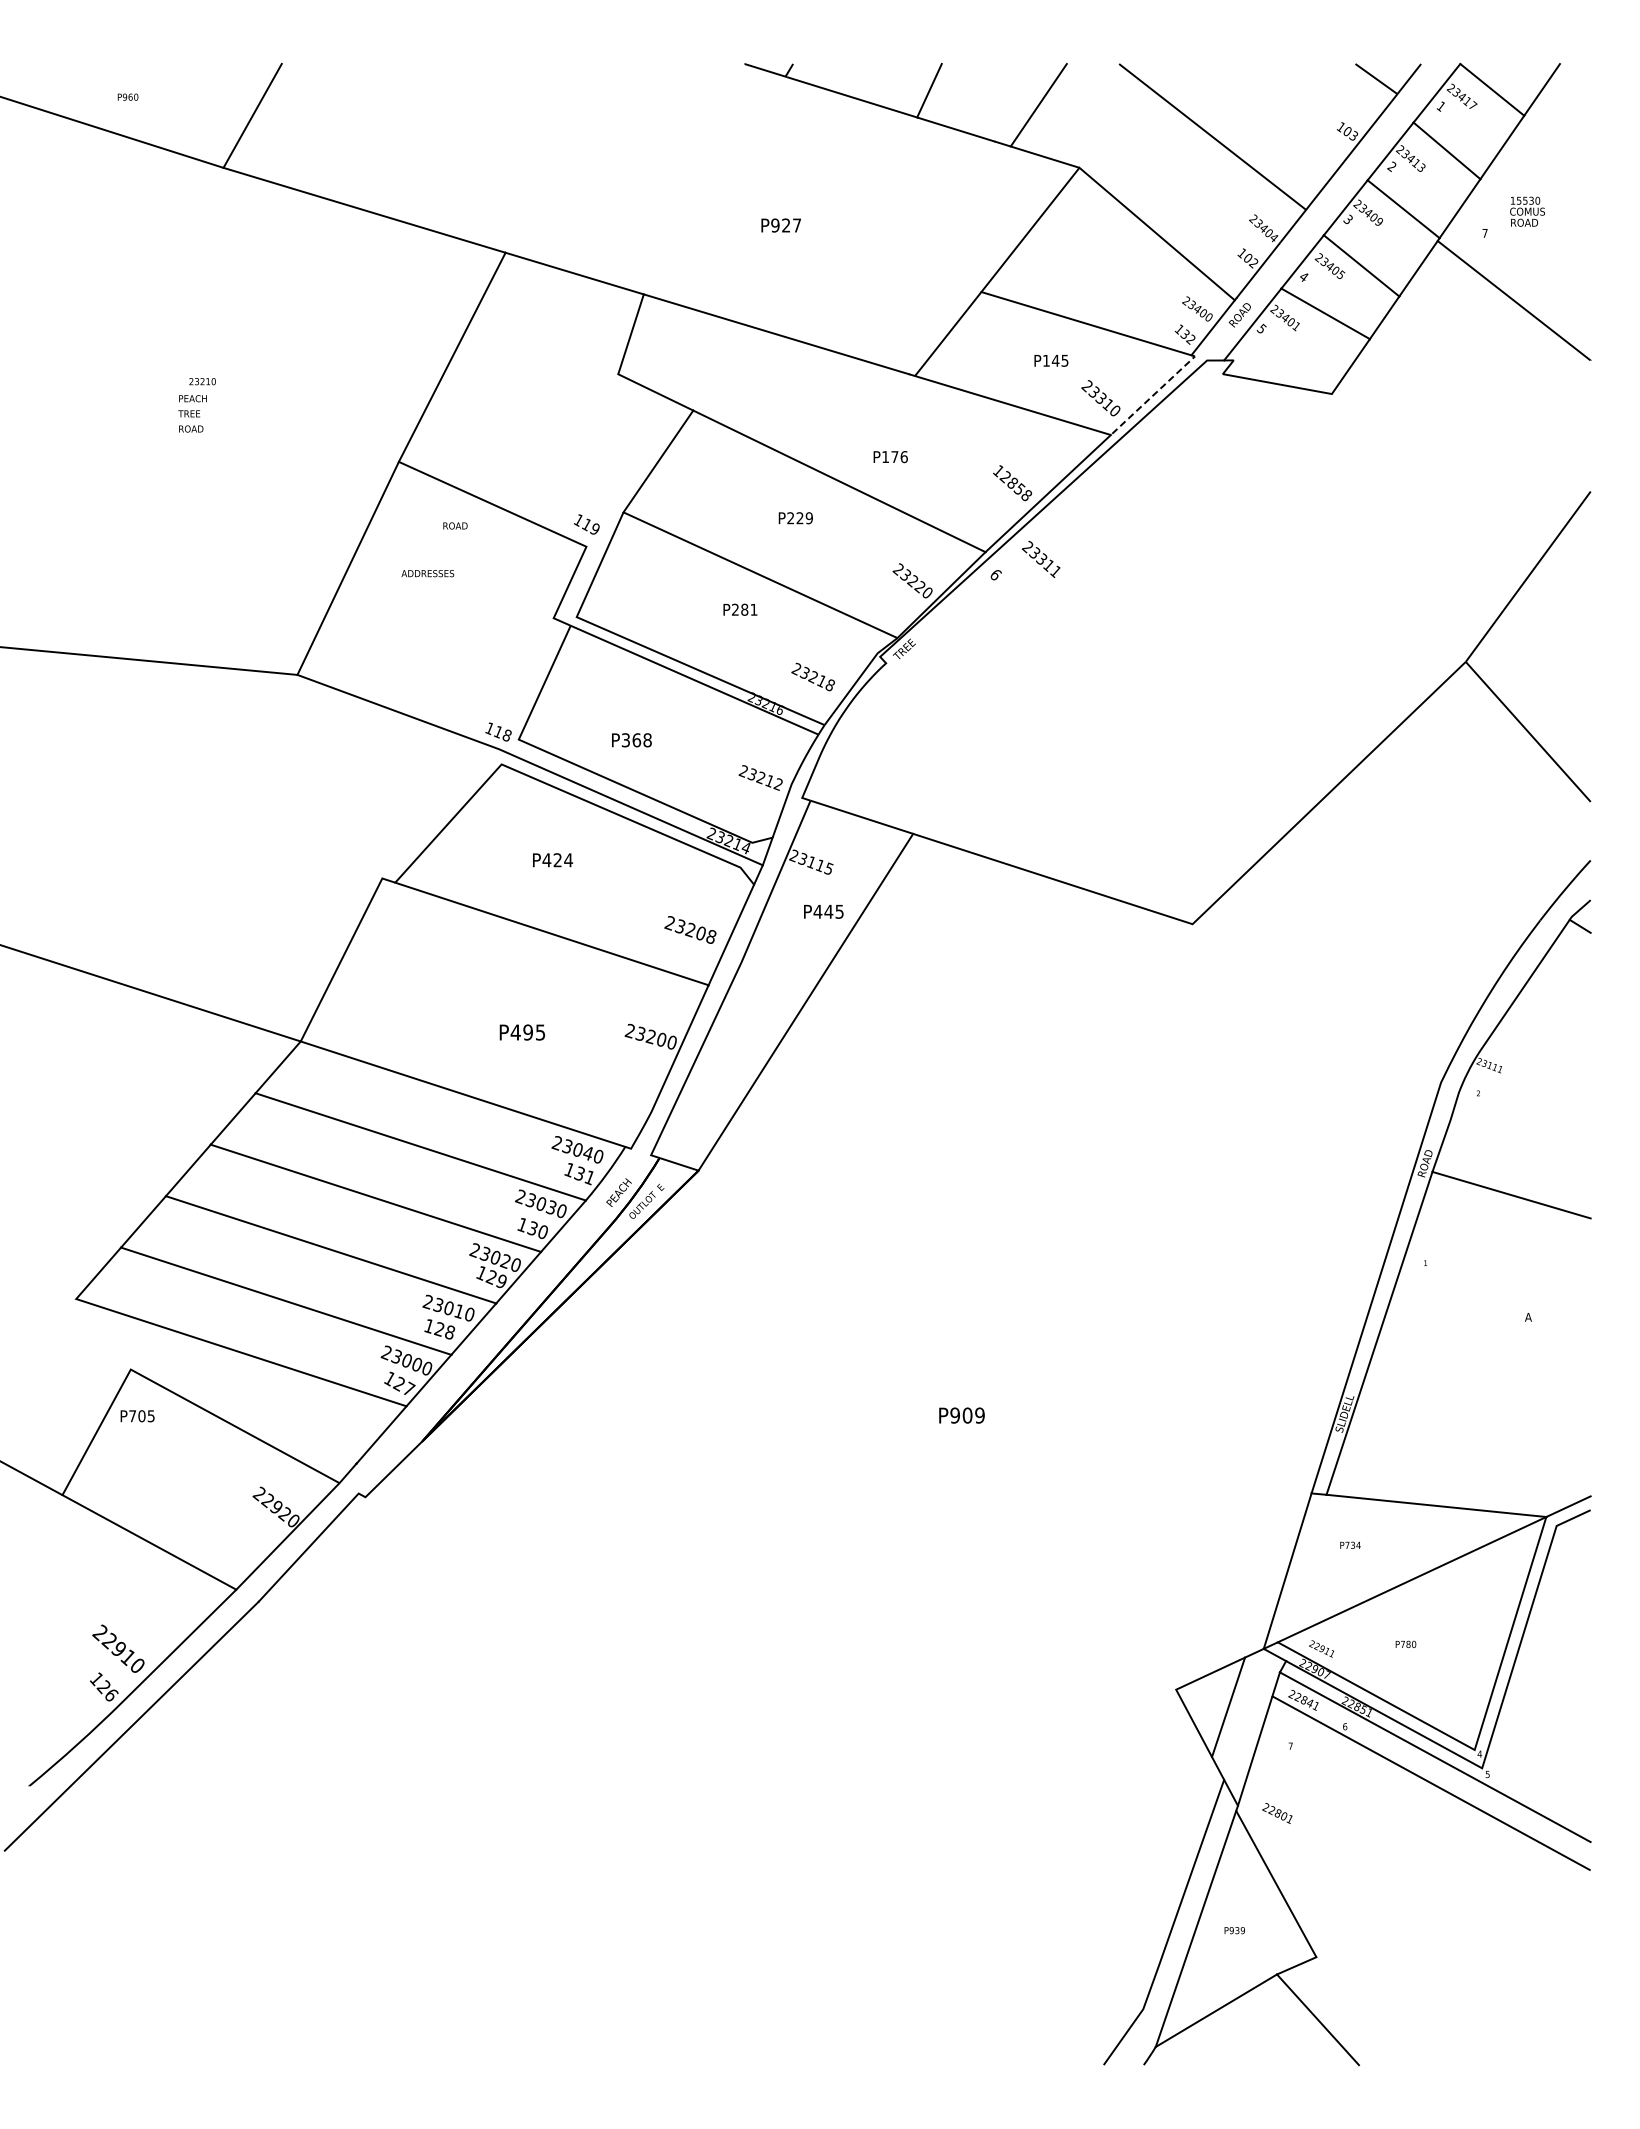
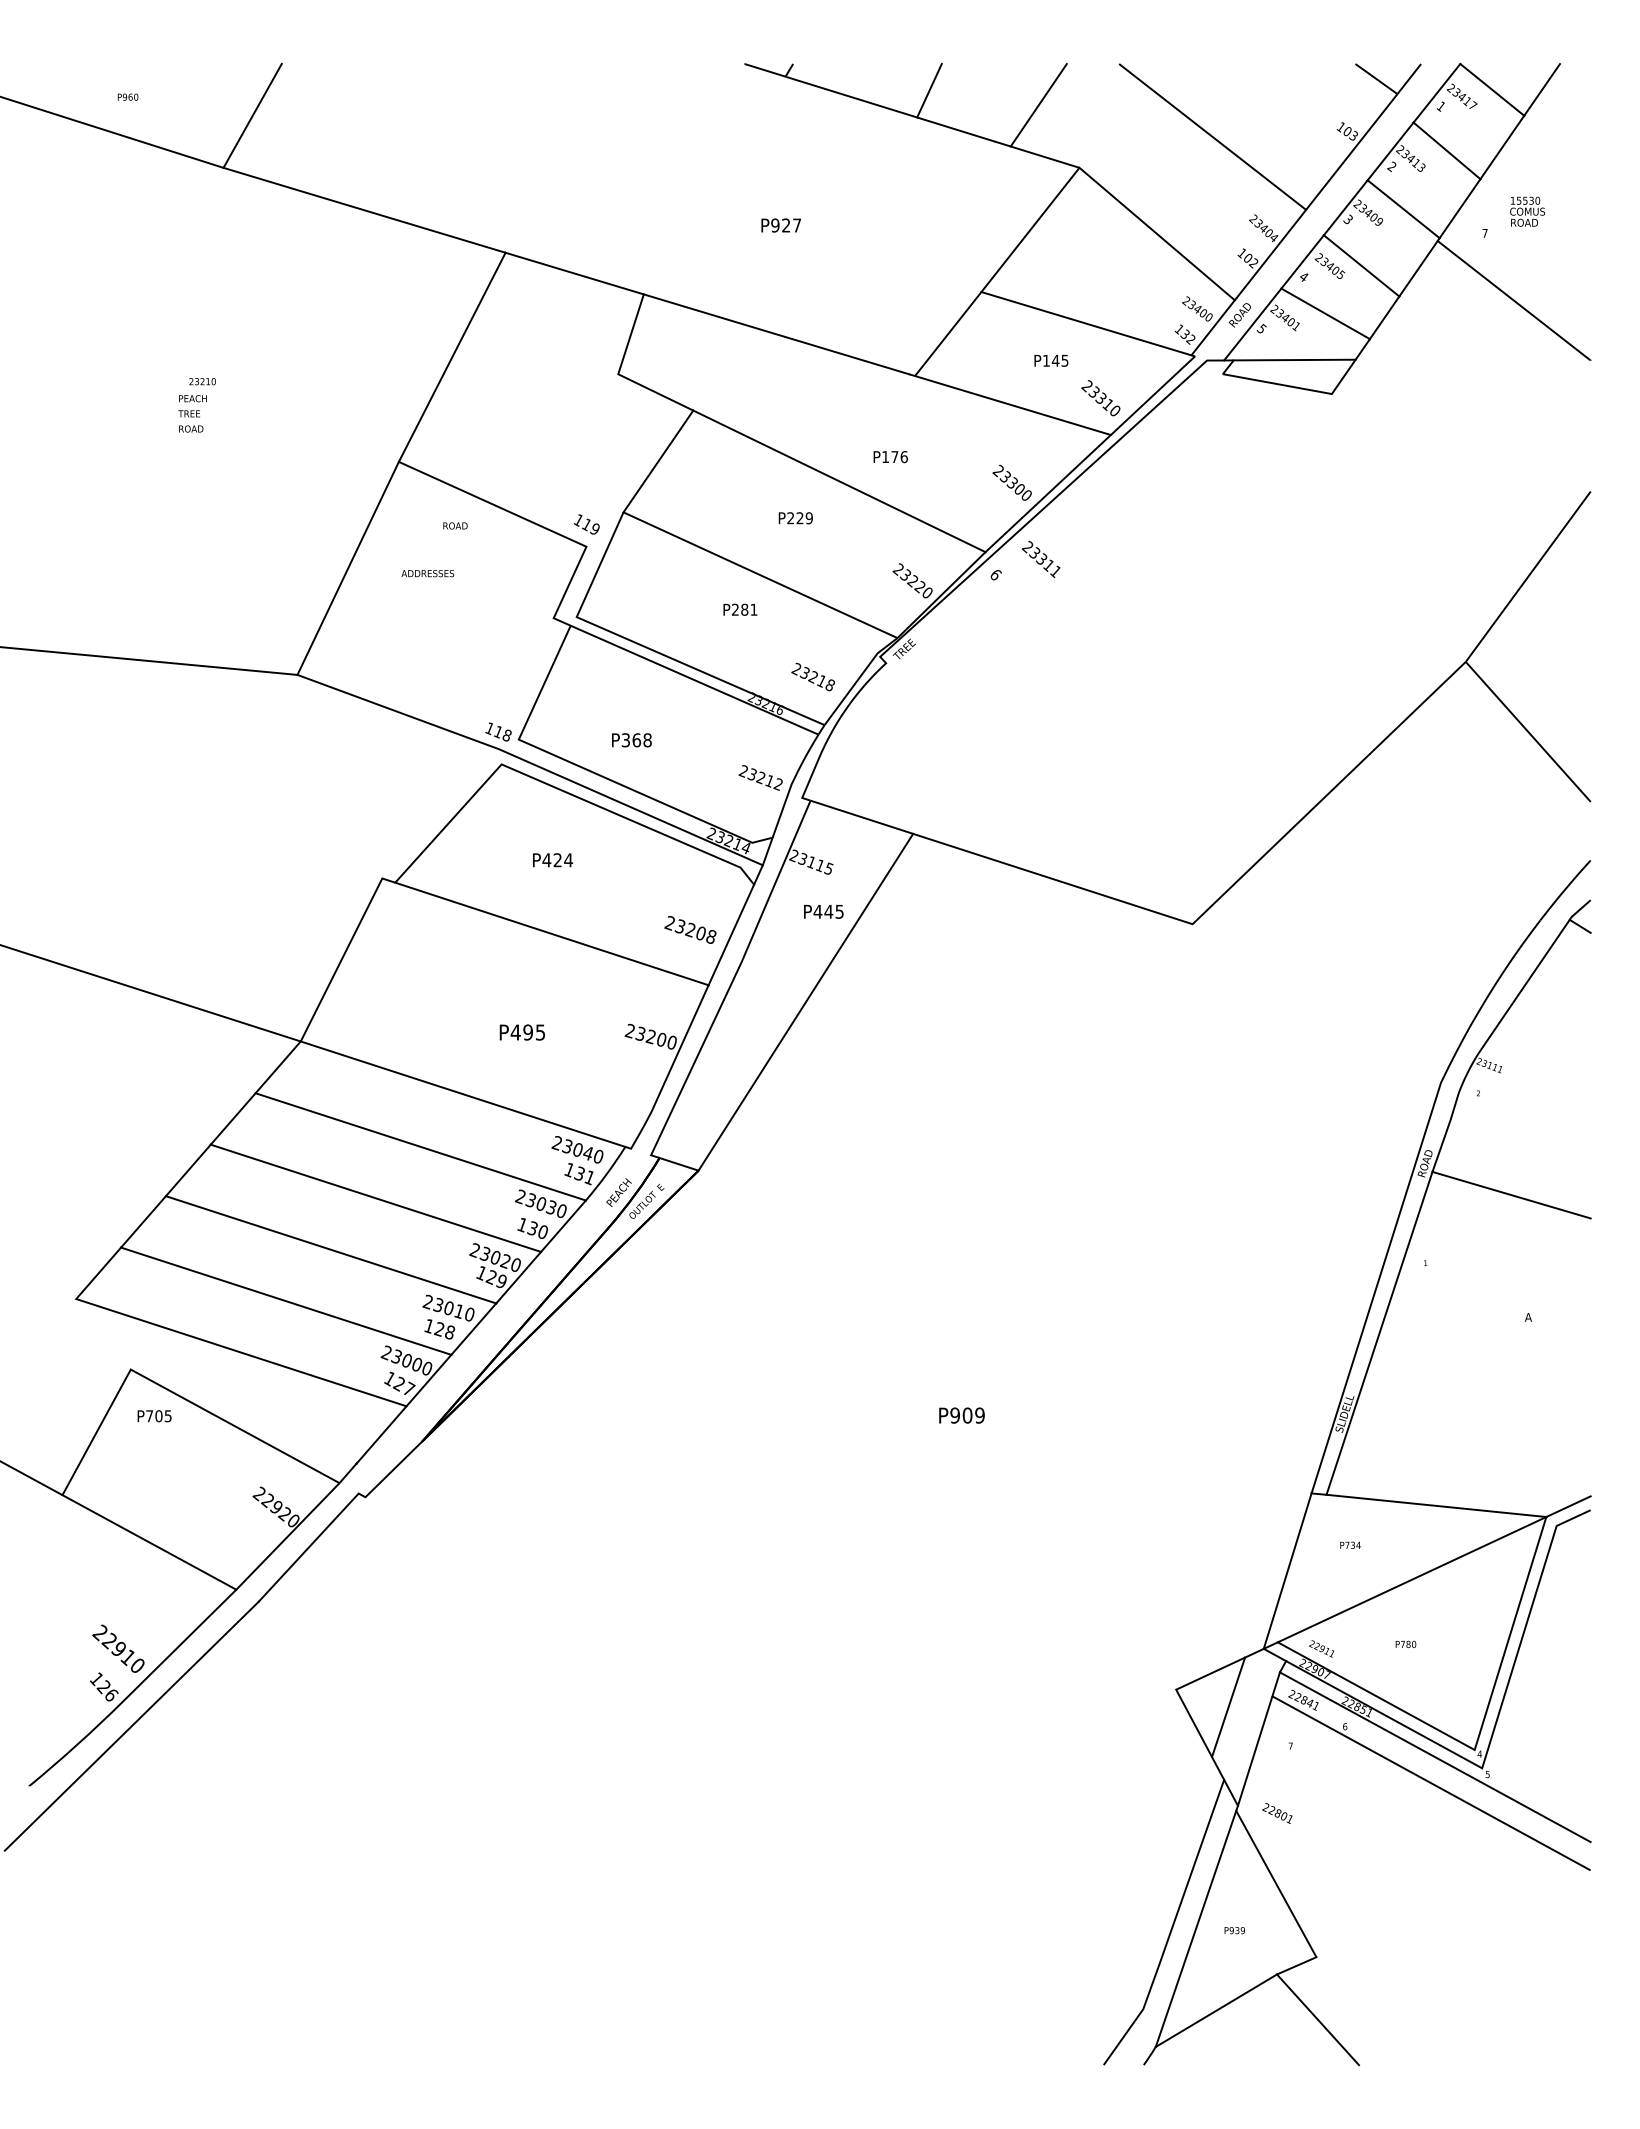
line: none -> present (1294, 359)
line: dashed -> solid (1155, 393)
text: 12858 -> 23300 (1012, 482)
text position: (137, 1416) -> (154, 1416) (154, 1416)
